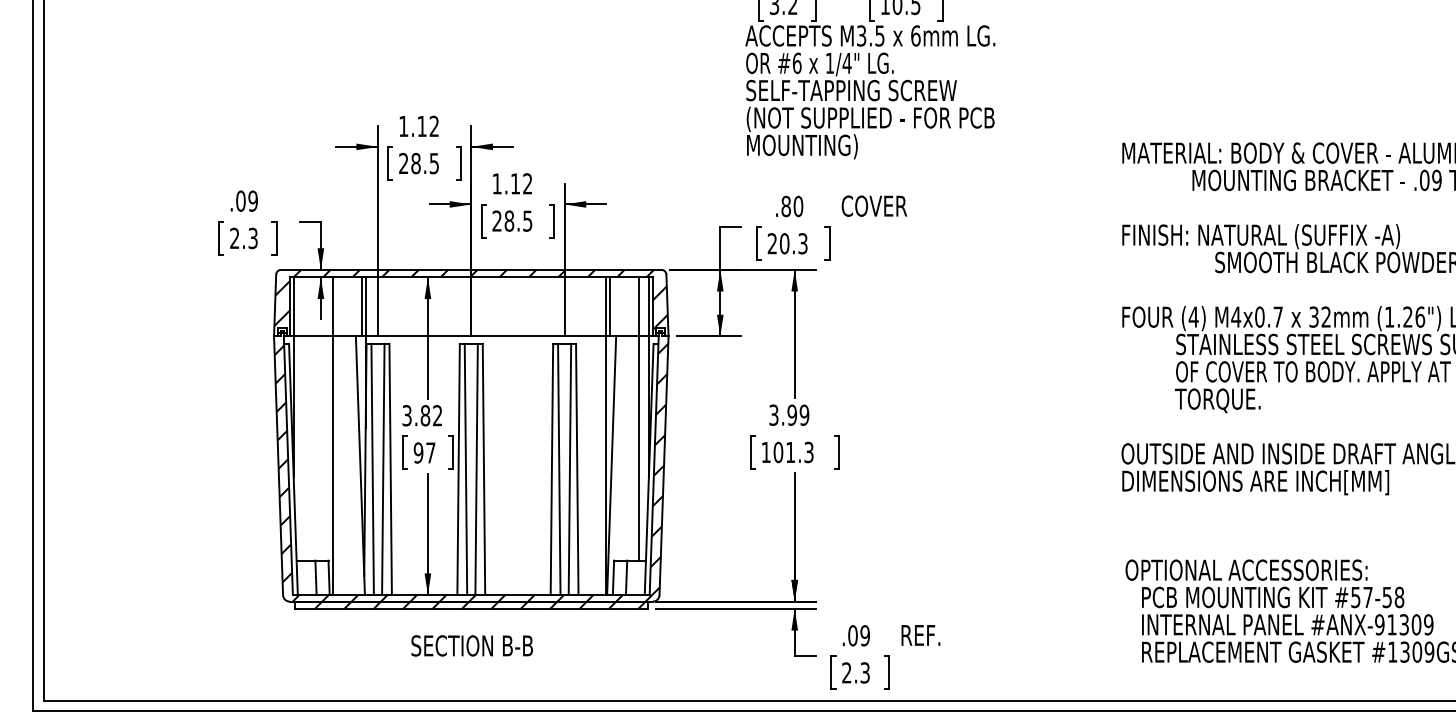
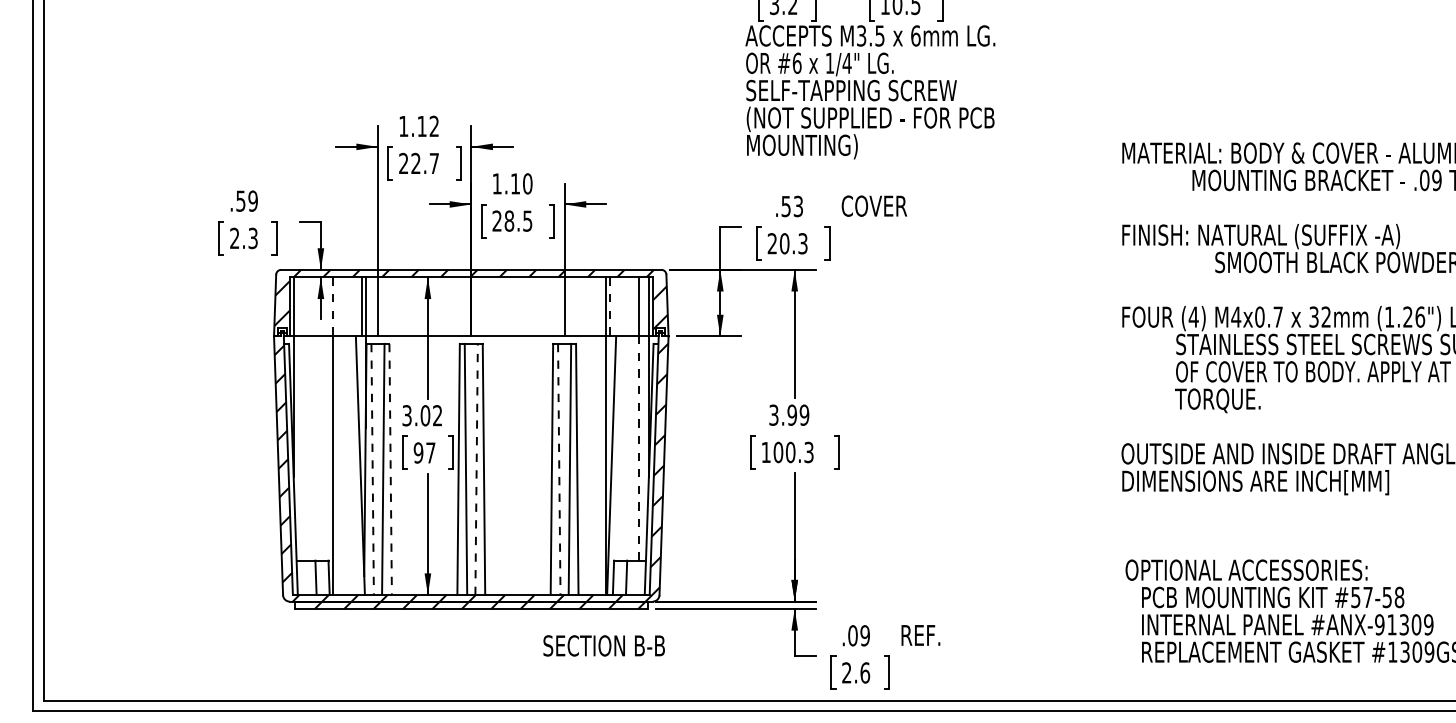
text: 28.5 -> 22.7 (424, 163)
text: 1.12 -> 1.10 (527, 183)
text: .09 -> .59 (240, 200)
text: .80 -> .53 (792, 206)
line: solid -> dashed (332, 307)
line: solid -> dashed (610, 307)
text: 3.82 -> 3.02 (425, 415)
line: solid -> dashed (639, 448)
text: 101.3 -> 100.3 (790, 452)
line: solid -> dashed (372, 469)
line: solid -> dashed (390, 469)
line: solid -> dashed (476, 469)
line: solid -> dashed (559, 469)
text position: (471, 645) -> (603, 645) (603, 645)
text: 2.3 -> 2.6 (865, 672)
